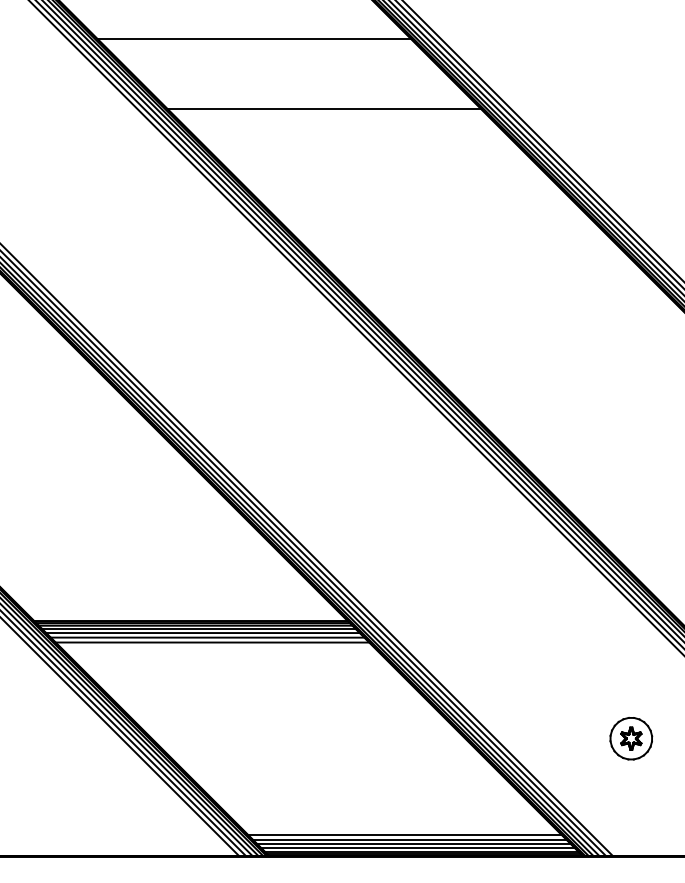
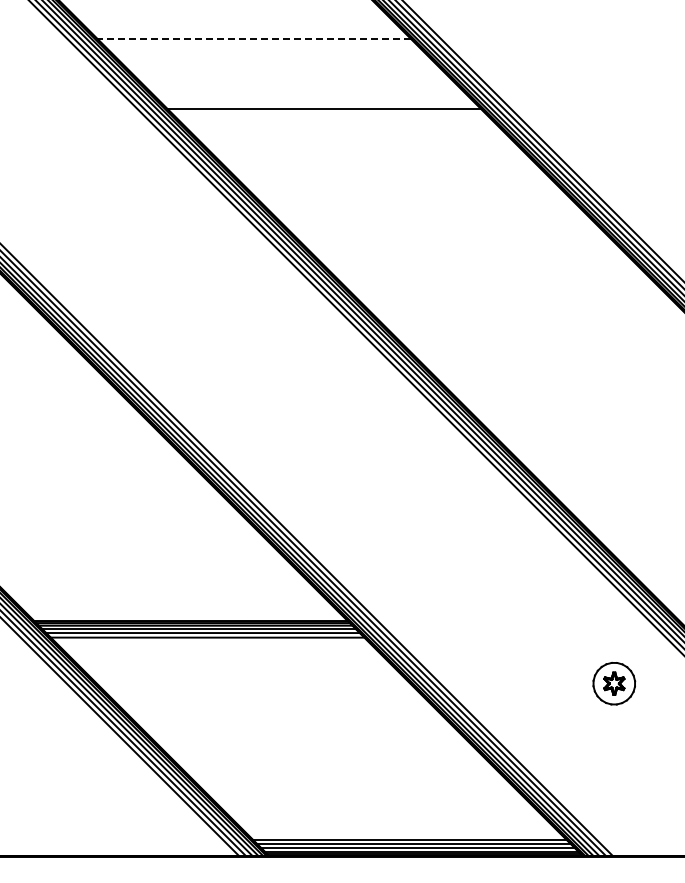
line: solid -> dashed (254, 39)
line: present -> none (212, 642)
part position: (631, 738) -> (614, 683) (614, 683)
line: present -> none (404, 834)
